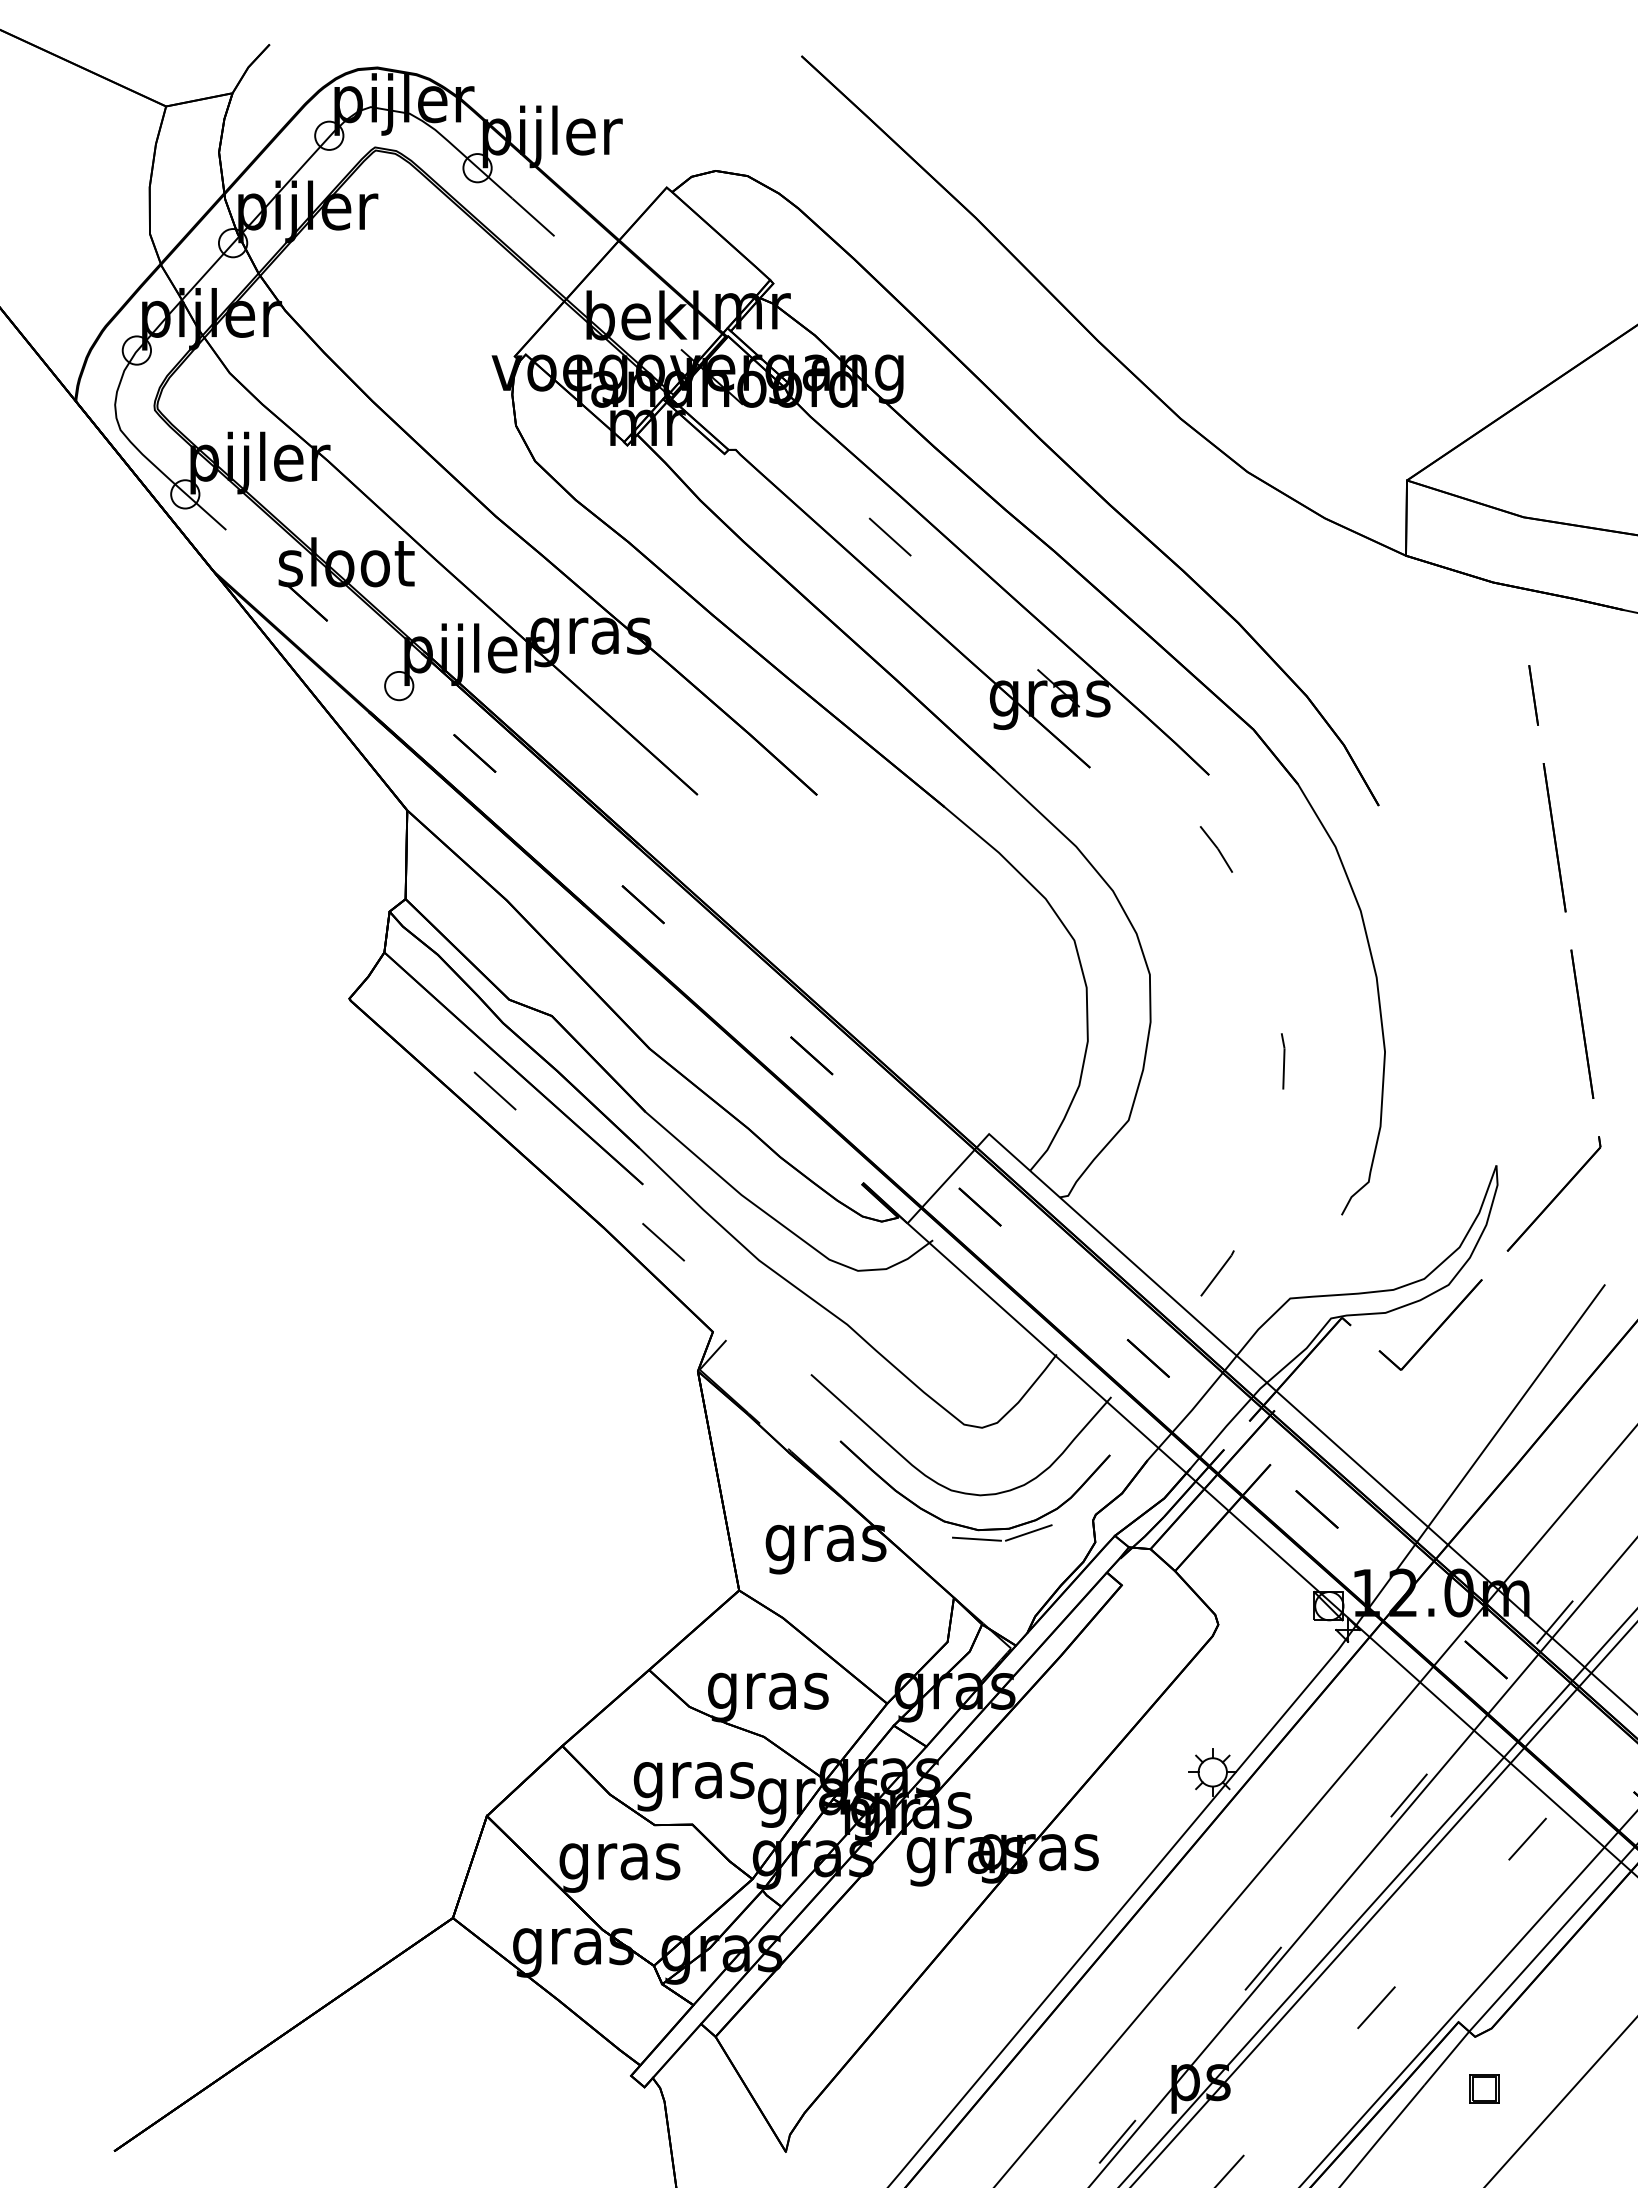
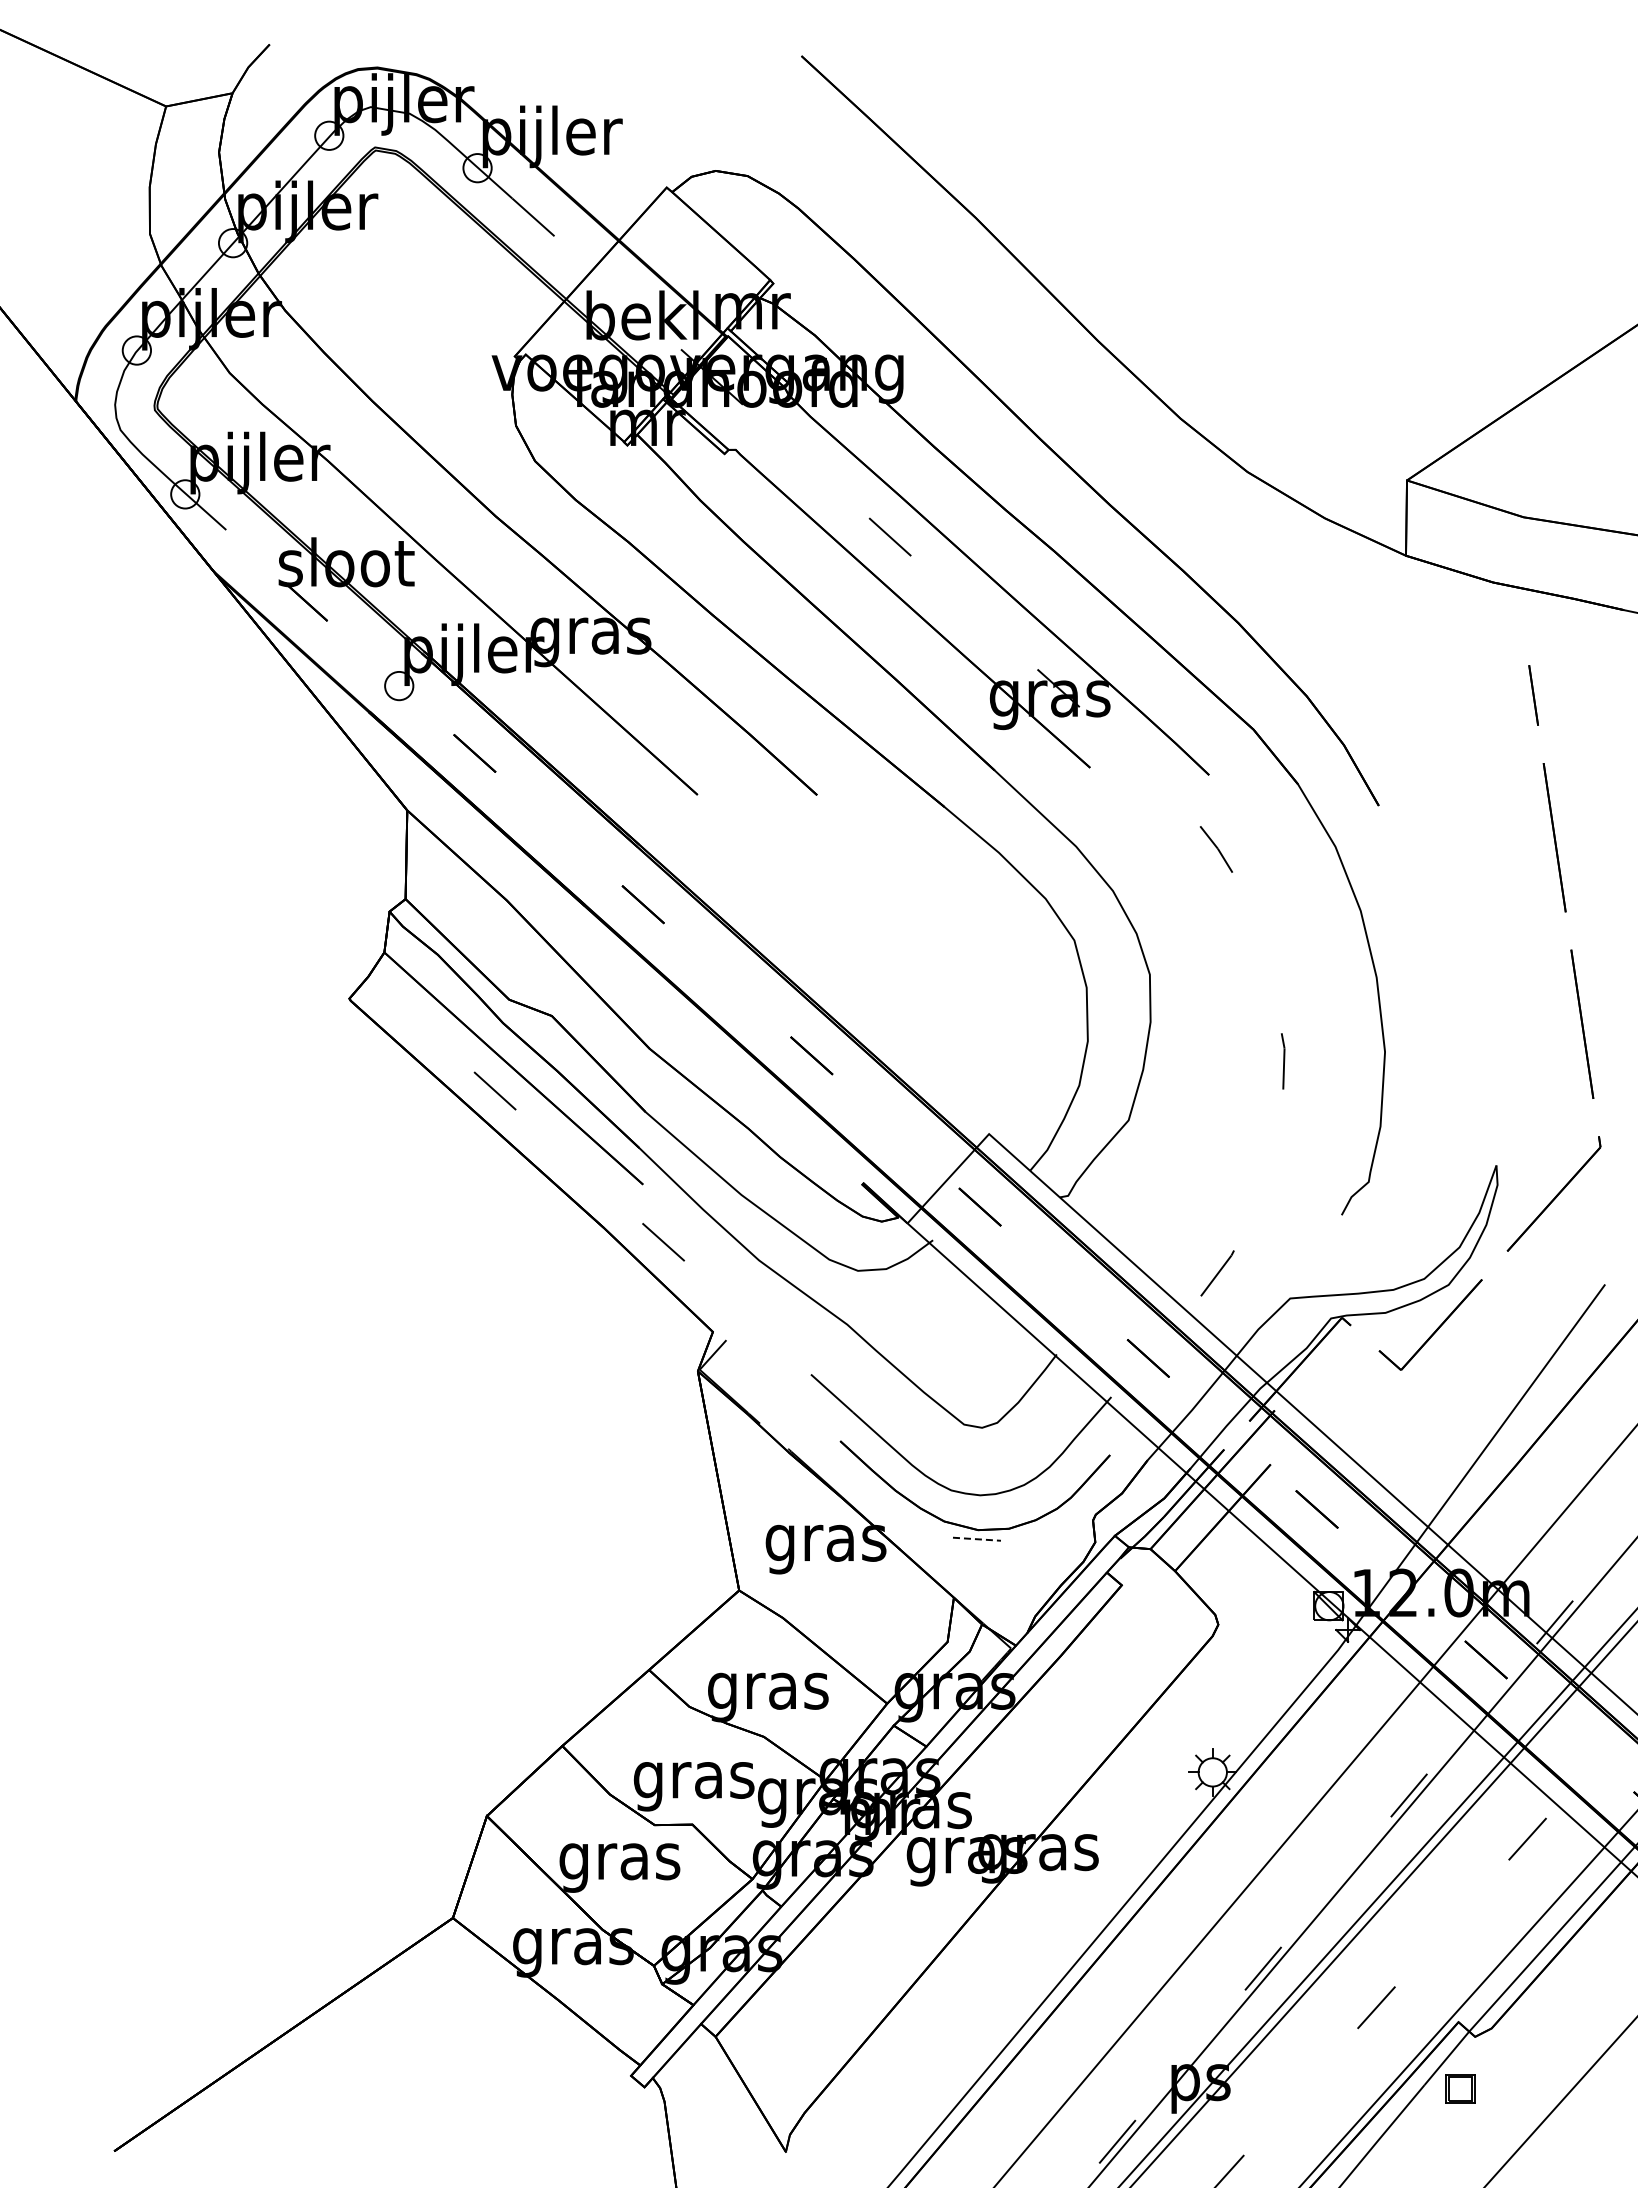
line: present -> none (1028, 1532)
line: solid -> dashed (977, 1539)
part position: (1484, 2088) -> (1460, 2088) (1460, 2088)
